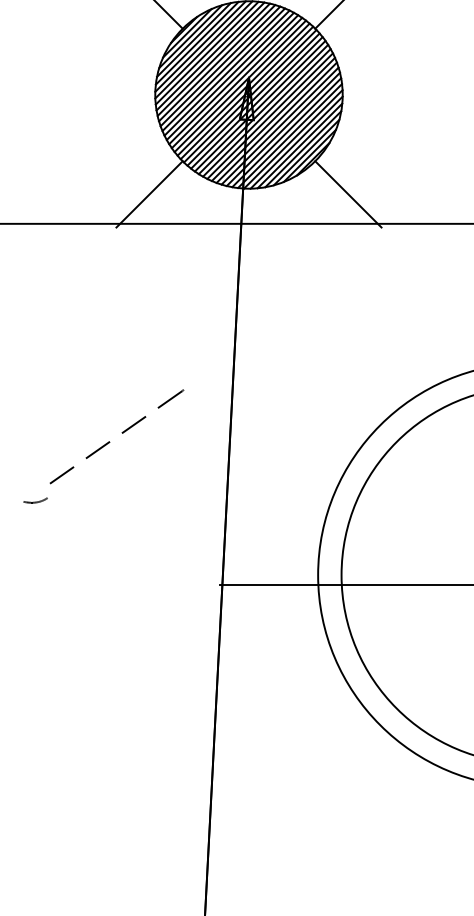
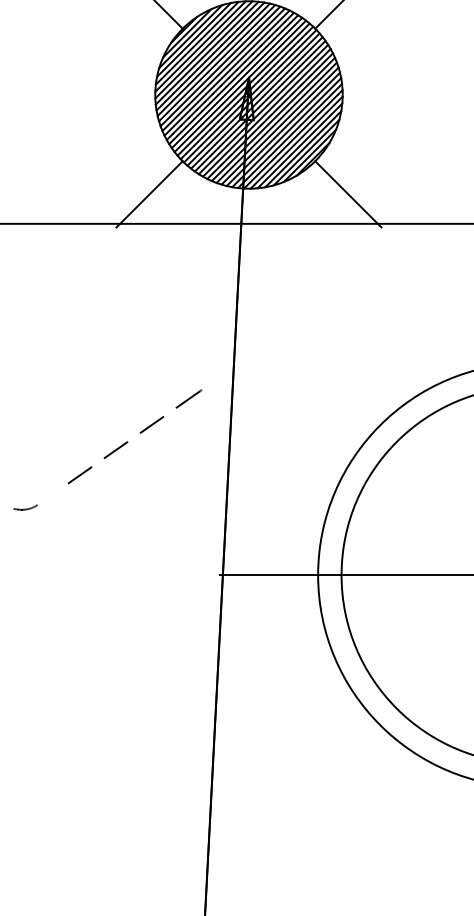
part position: (121, 432) -> (139, 432) (139, 432)
part position: (35, 500) -> (25, 507) (25, 507)
line position: (344, 585) -> (344, 575) (344, 575)
